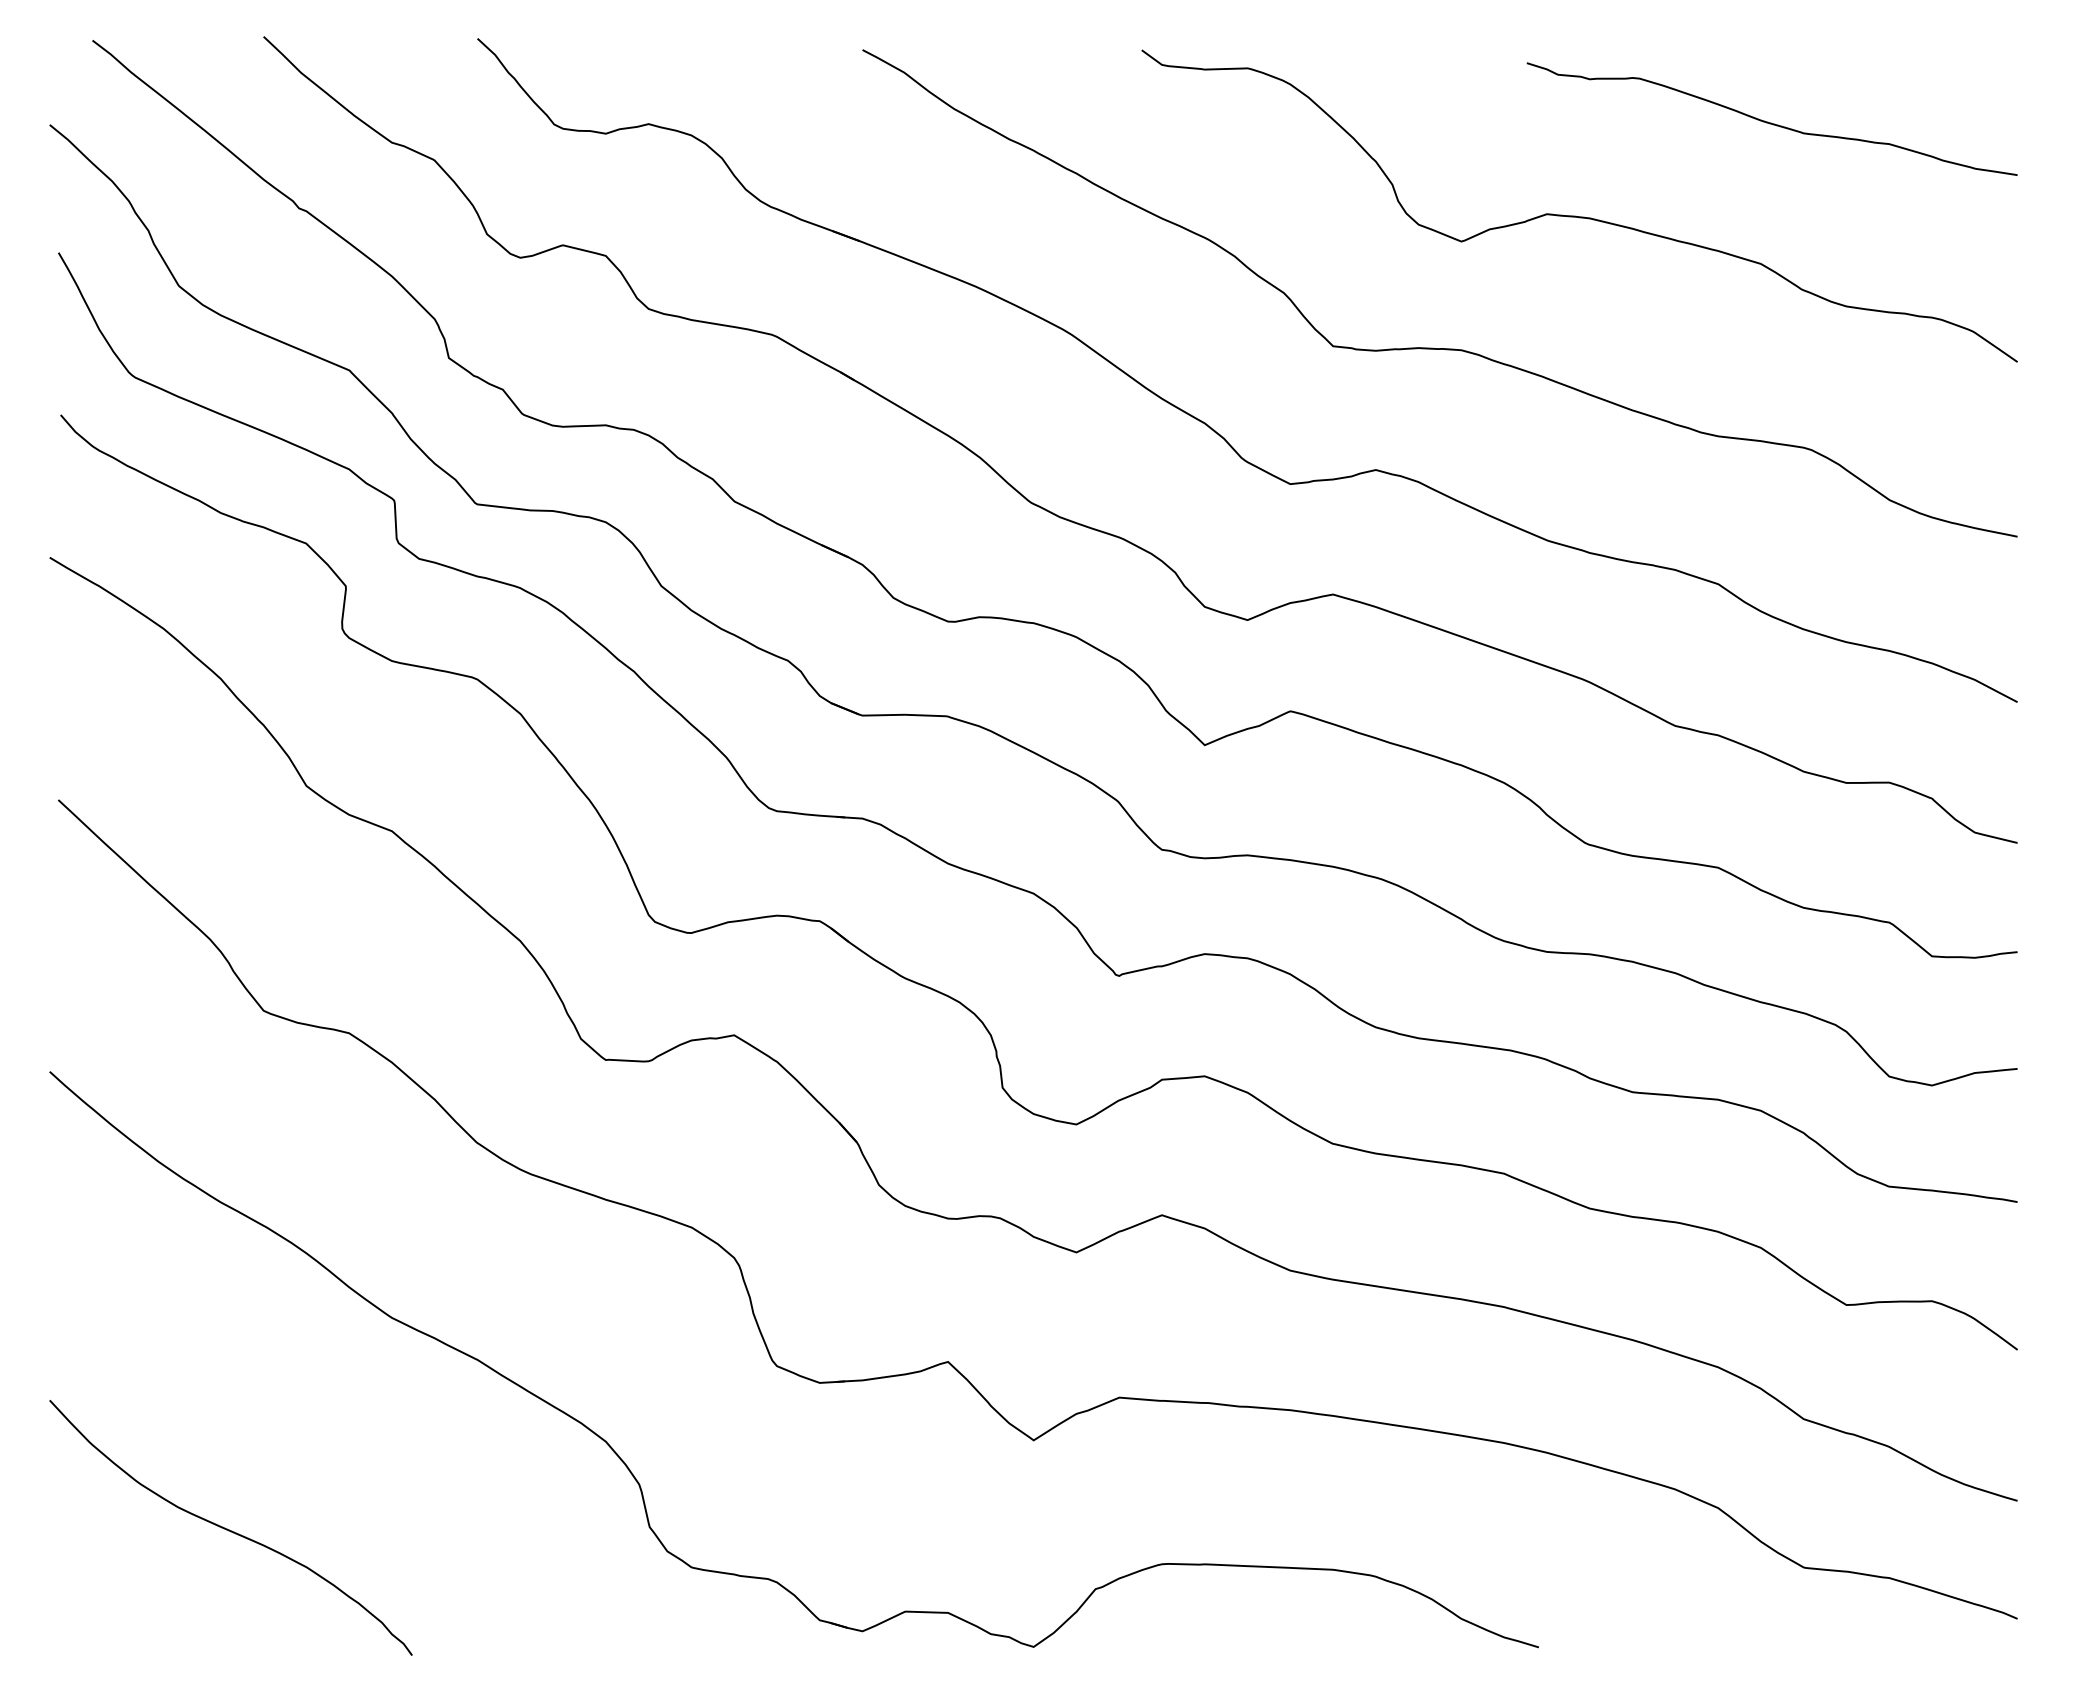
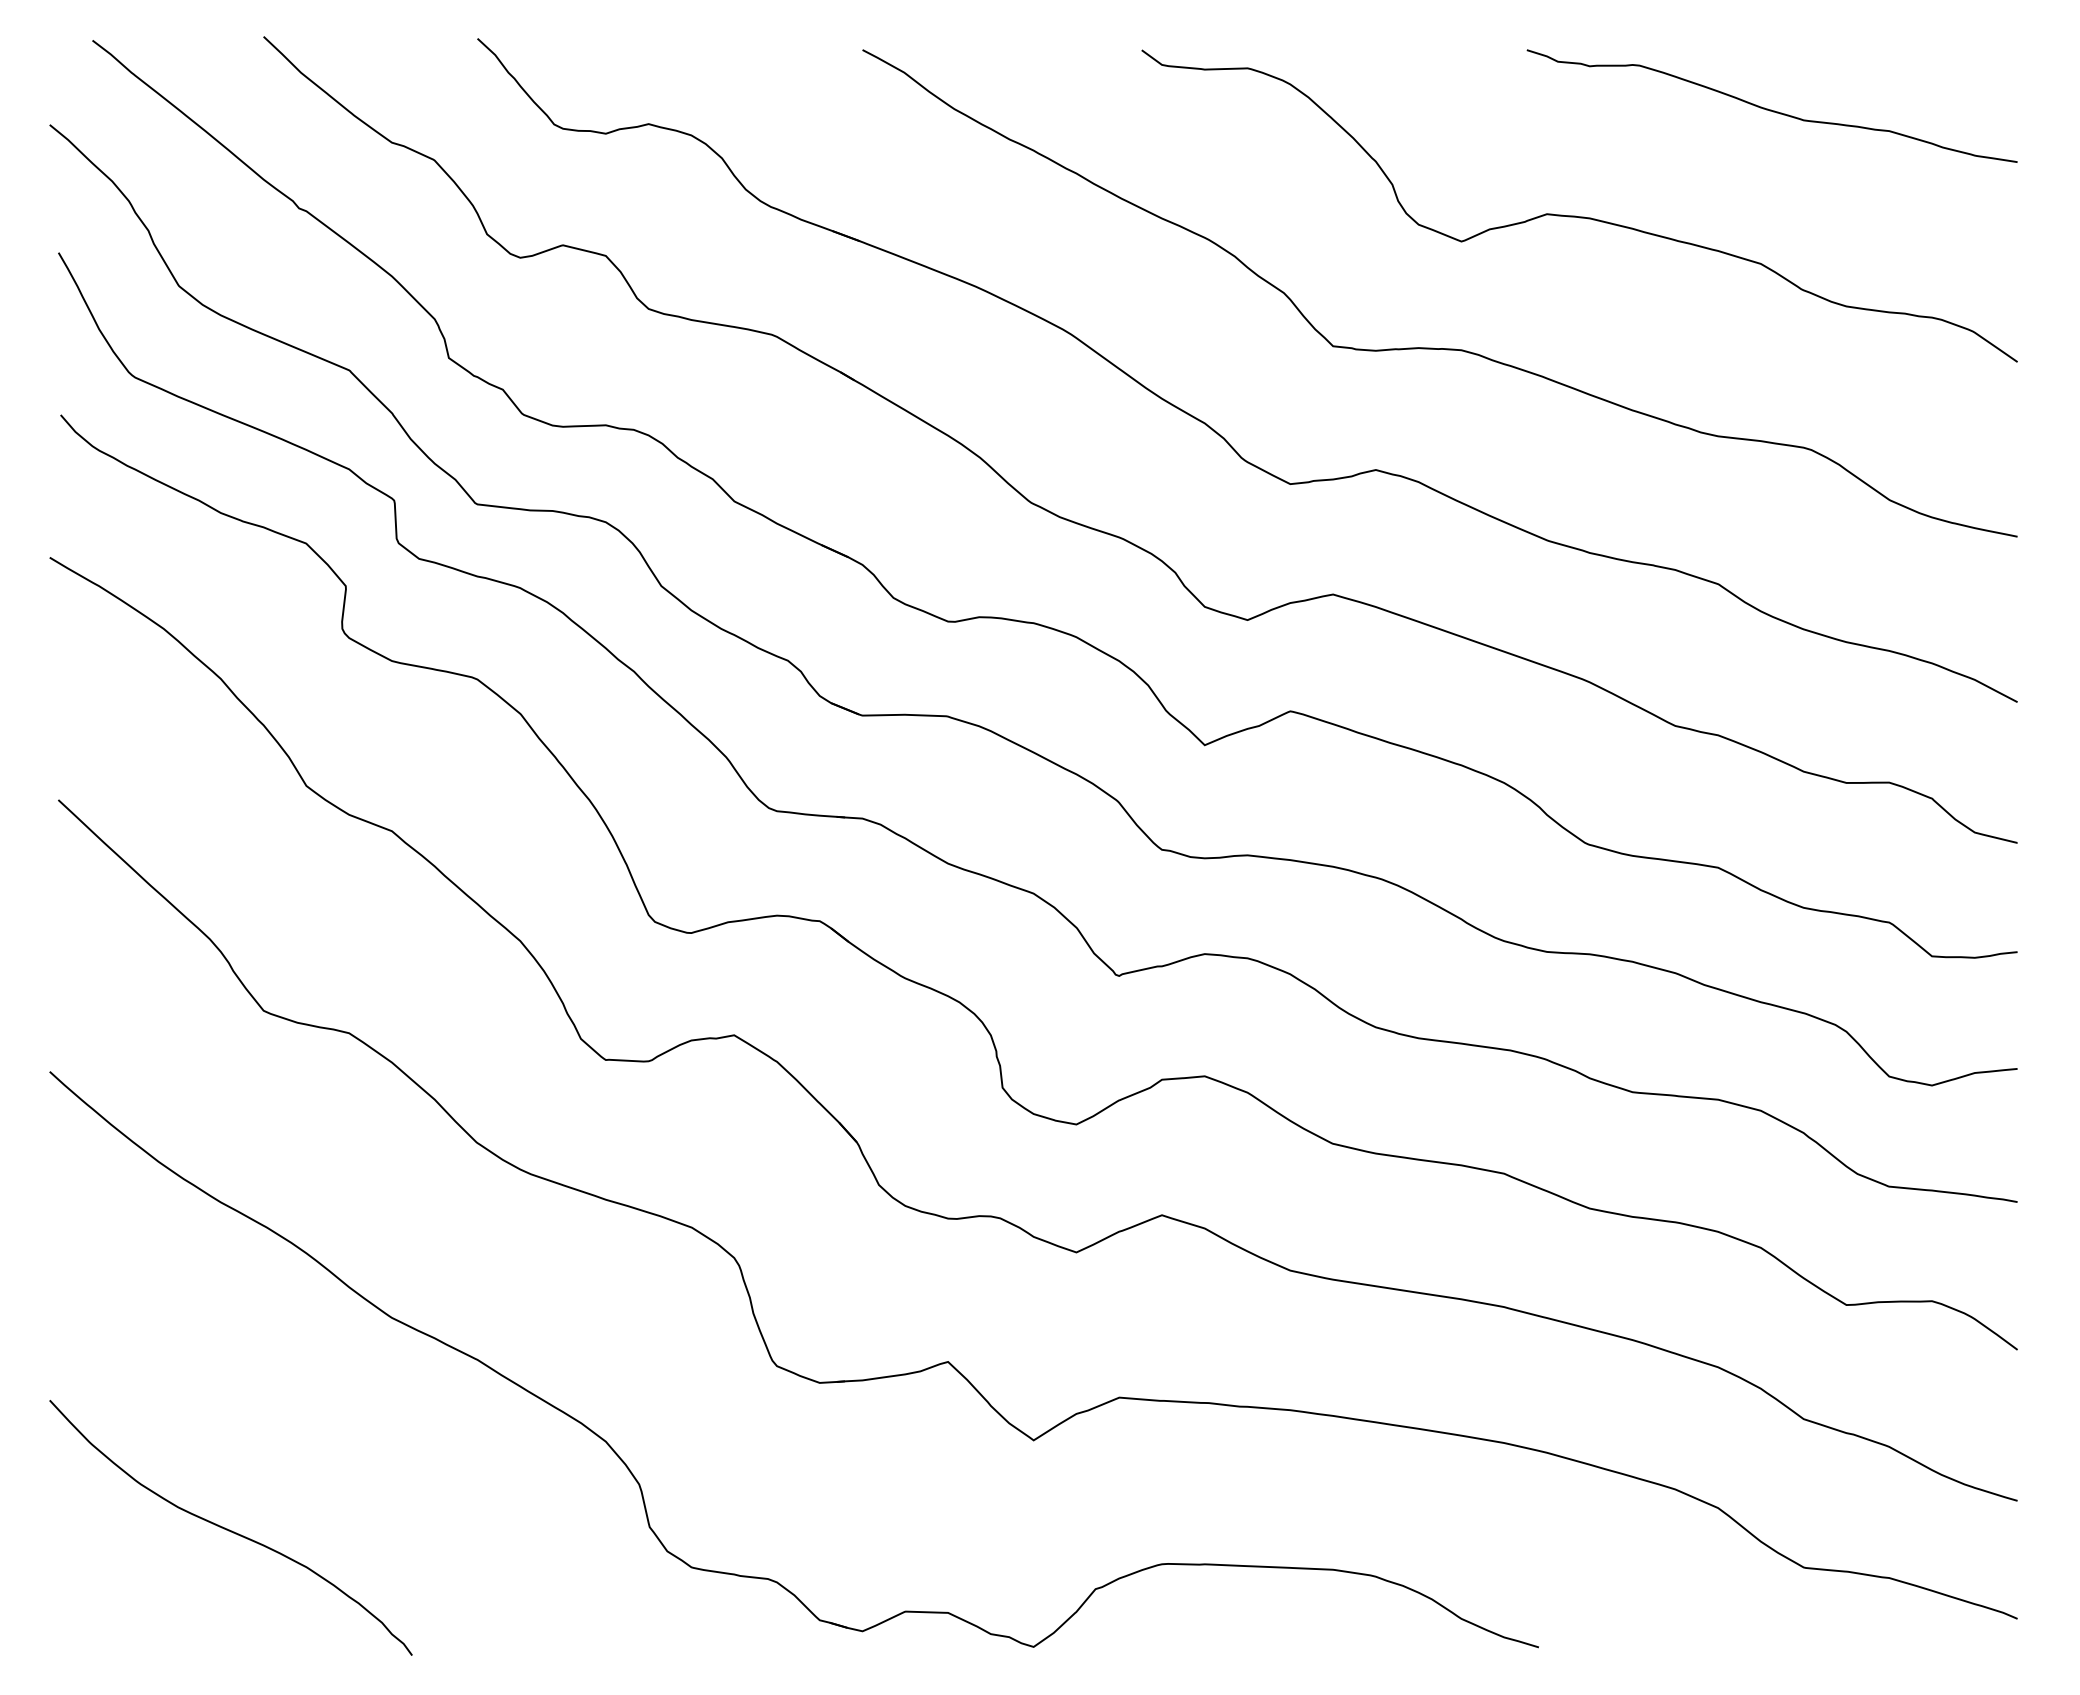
curve position: (1771, 122) -> (1771, 109) (1771, 109)
